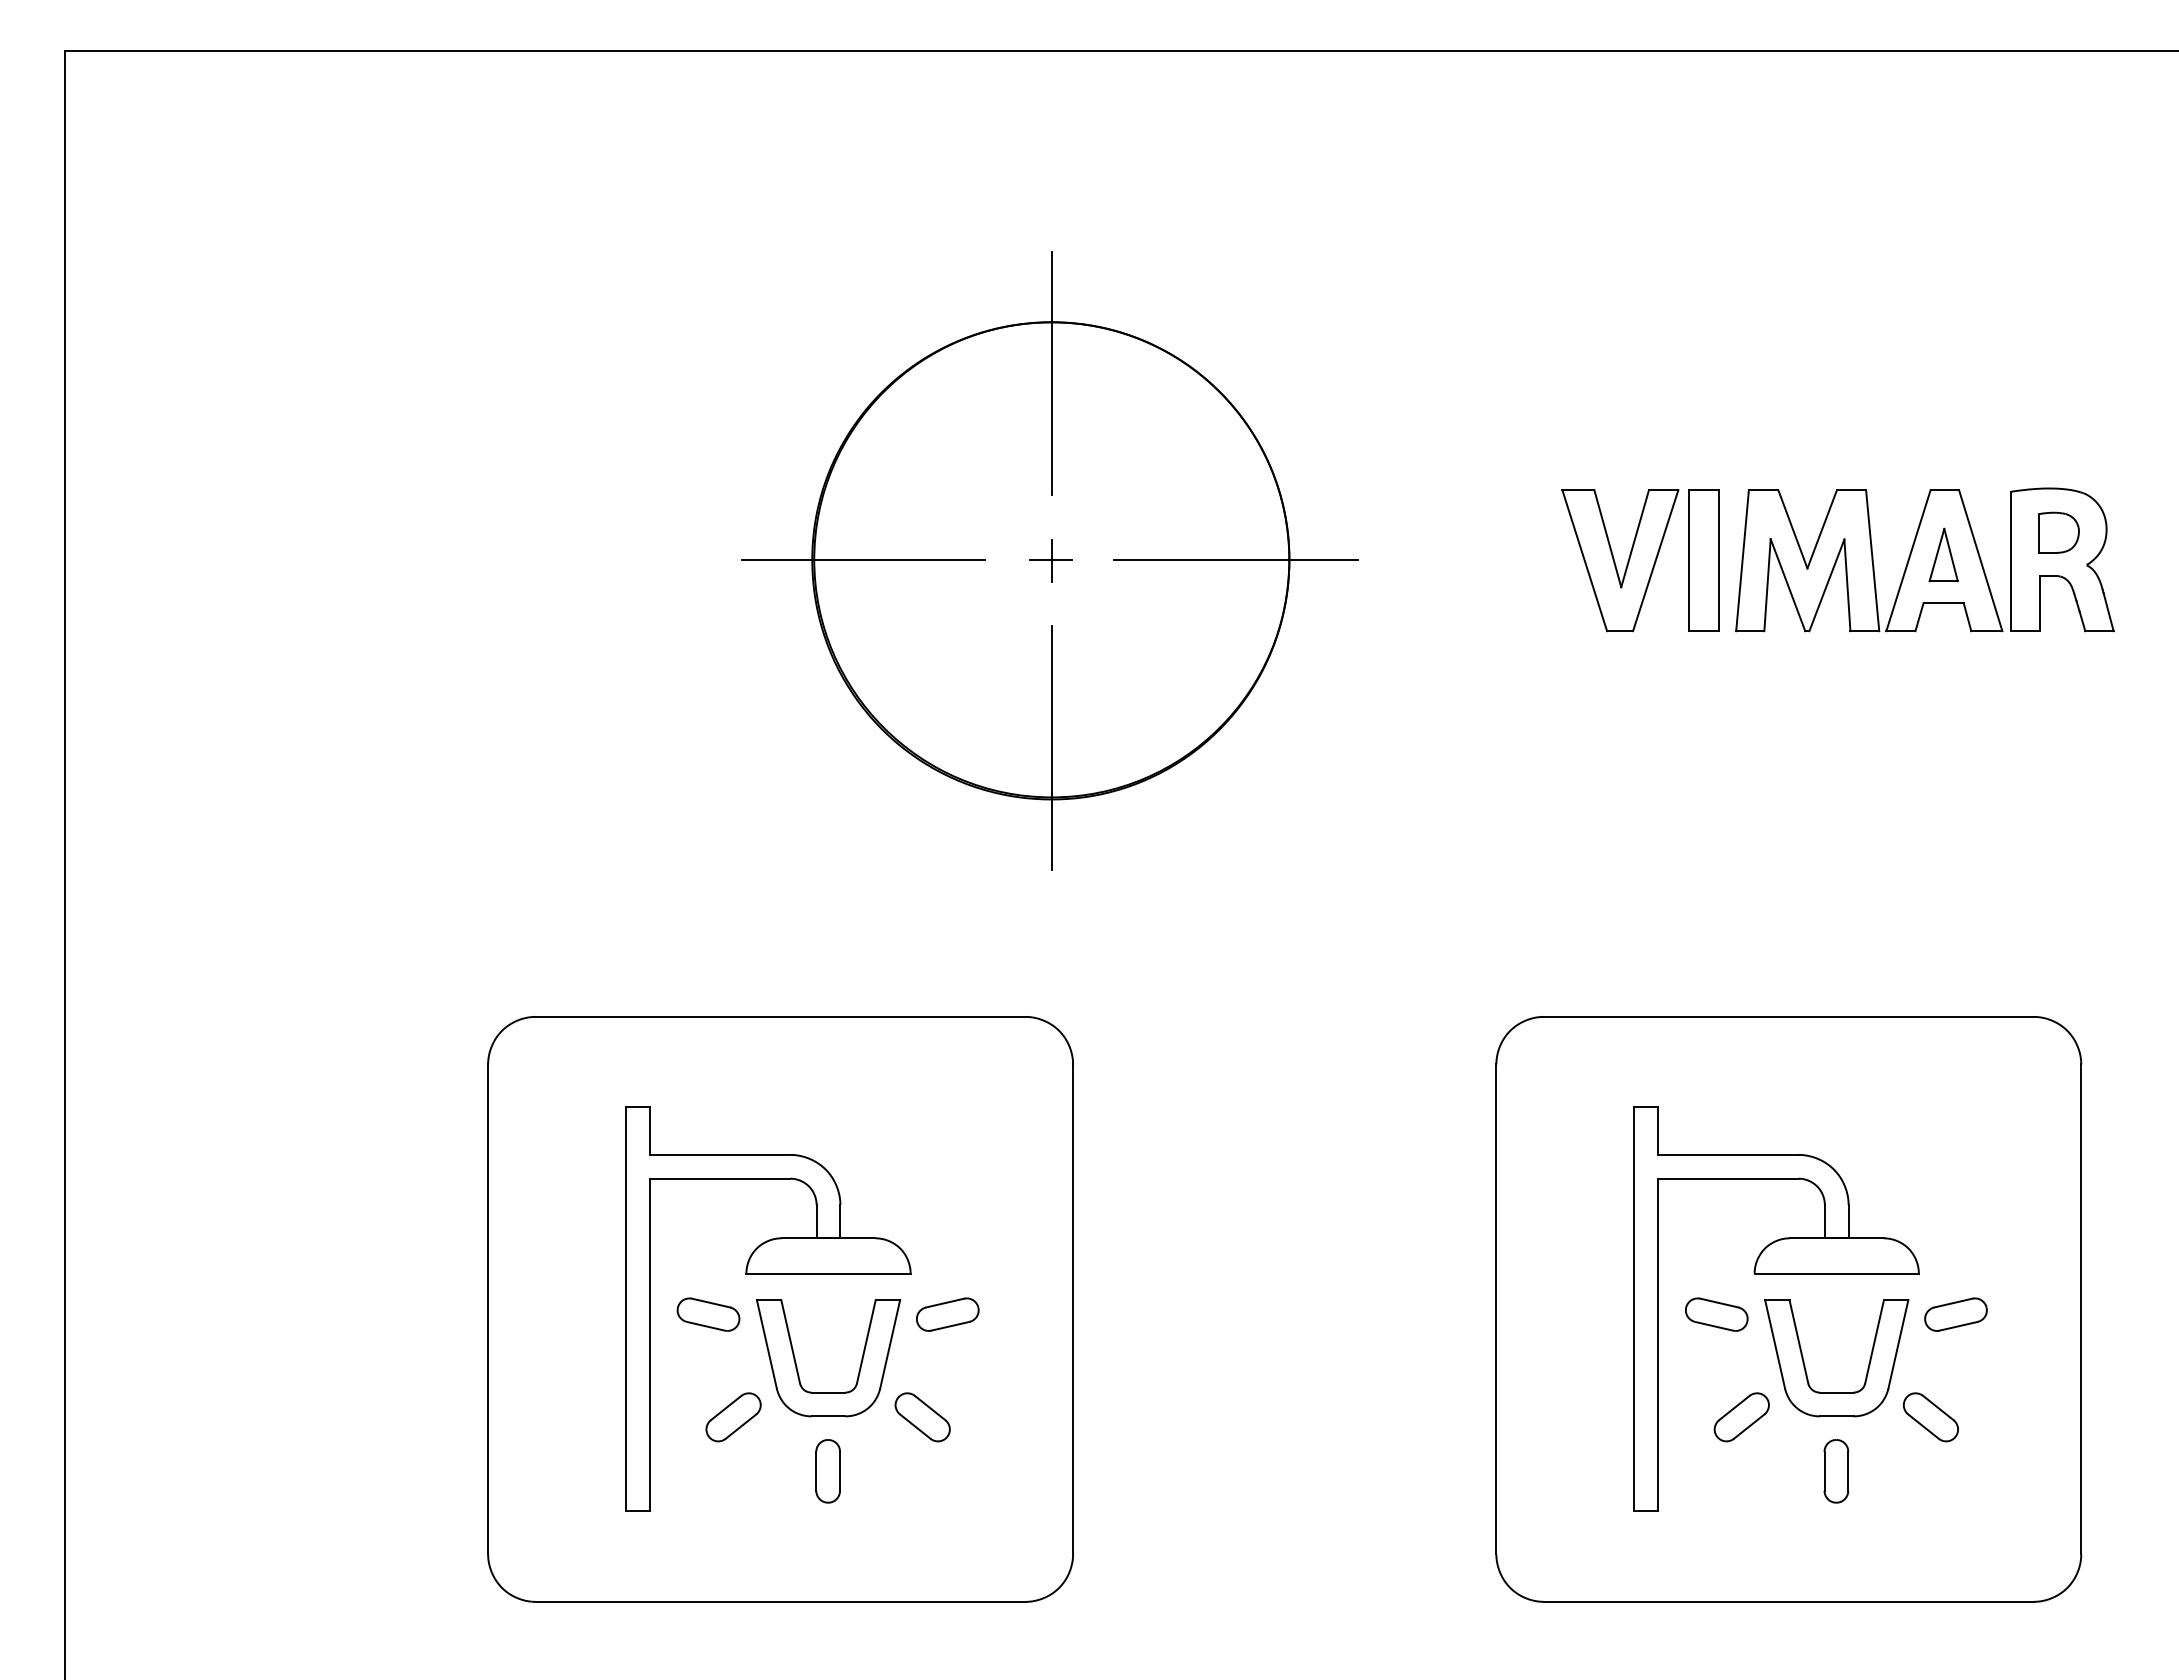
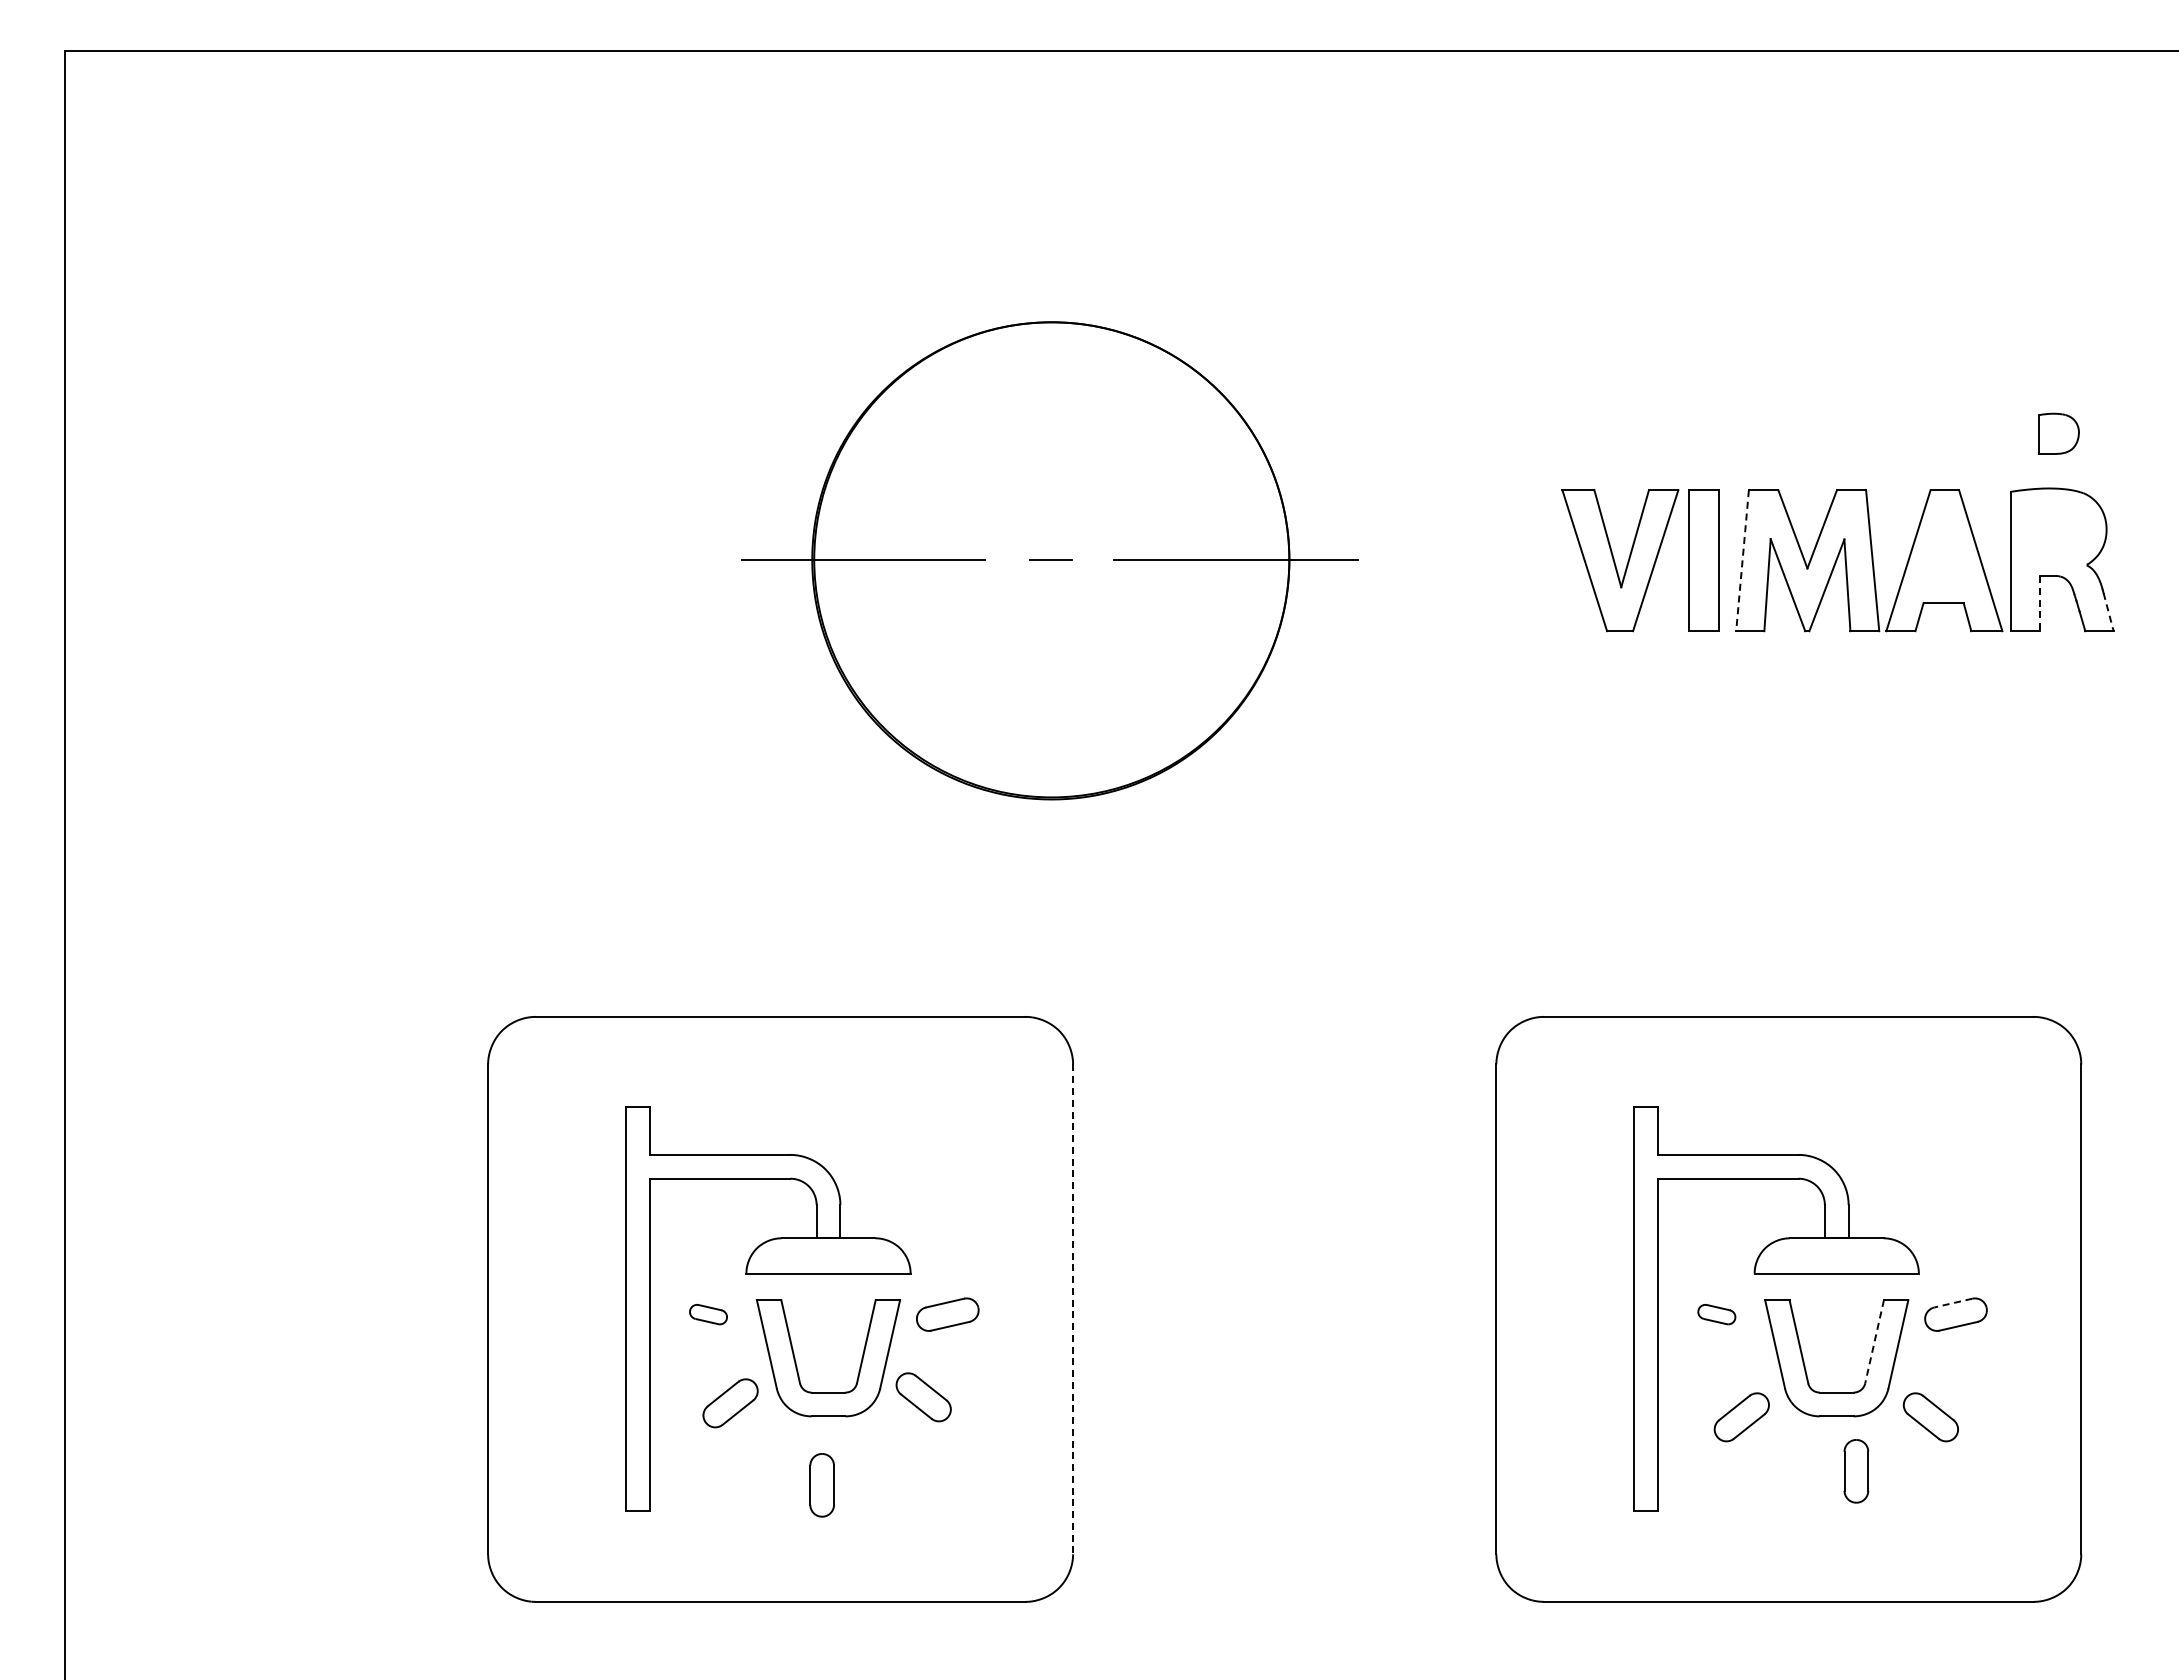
line: present -> none (1051, 373)
part position: (2058, 532) -> (2058, 433) (2058, 433)
part: present -> none (1943, 554)
line: present -> none (1051, 560)
line: solid -> dashed (1742, 560)
line: solid -> dashed (2040, 603)
line: solid -> dashed (2108, 612)
line: present -> none (1051, 747)
line: solid -> dashed (1952, 1303)
line: solid -> dashed (1073, 1309)
part size: 65x35 px -> 39x22 px (708, 1314)
part size: 64x35 px -> 40x22 px (1716, 1314)
line: solid -> dashed (1874, 1341)
part position: (733, 1417) -> (730, 1403) (730, 1403)
part position: (922, 1417) -> (923, 1397) (923, 1397)
part position: (827, 1471) -> (821, 1485) (821, 1485)
part position: (1836, 1471) -> (1856, 1471) (1856, 1471)
